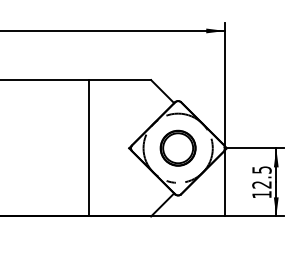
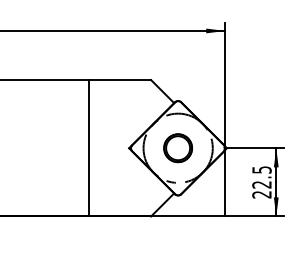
part size: 38x38 px -> 30x31 px (177, 148)
text: 12.5 -> 22.5 (261, 194)
